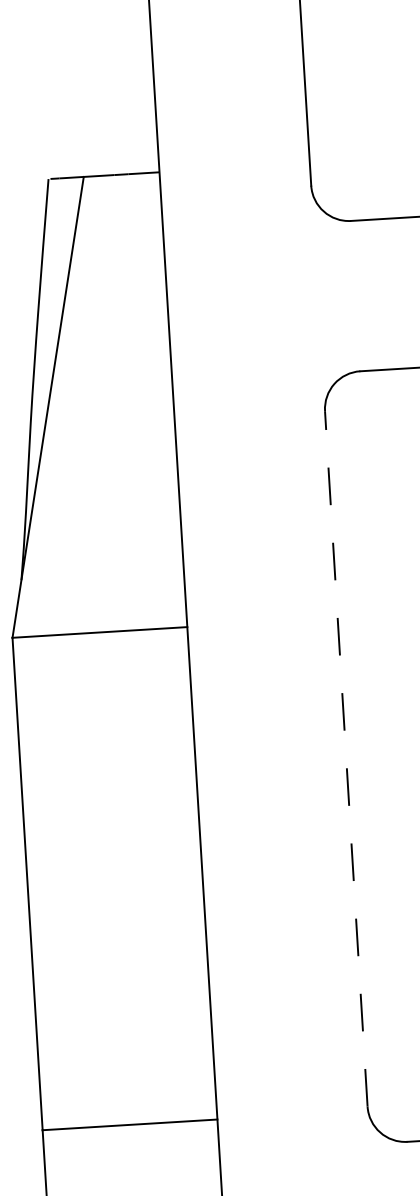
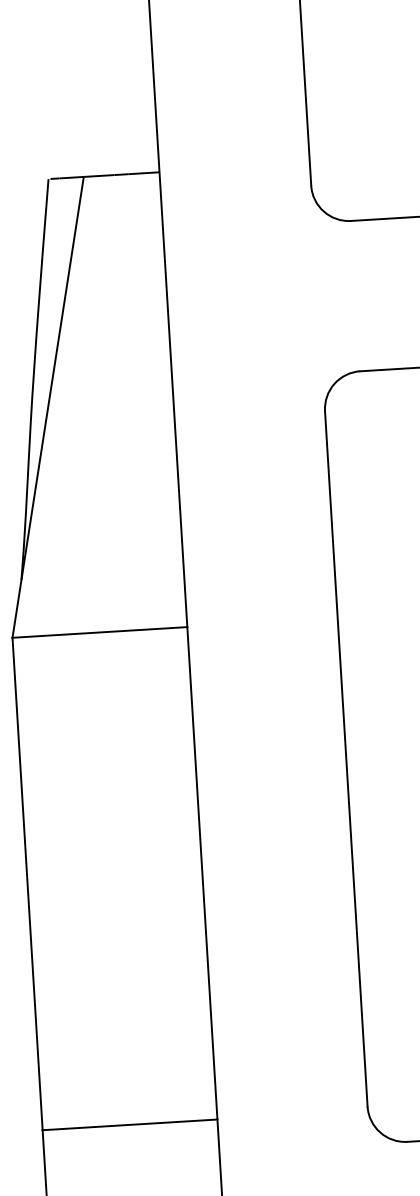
line: dashed -> solid (346, 758)
